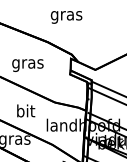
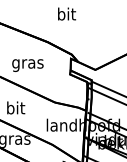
text: gras -> bit (66, 15)
text position: (26, 110) -> (16, 107) (16, 107)
